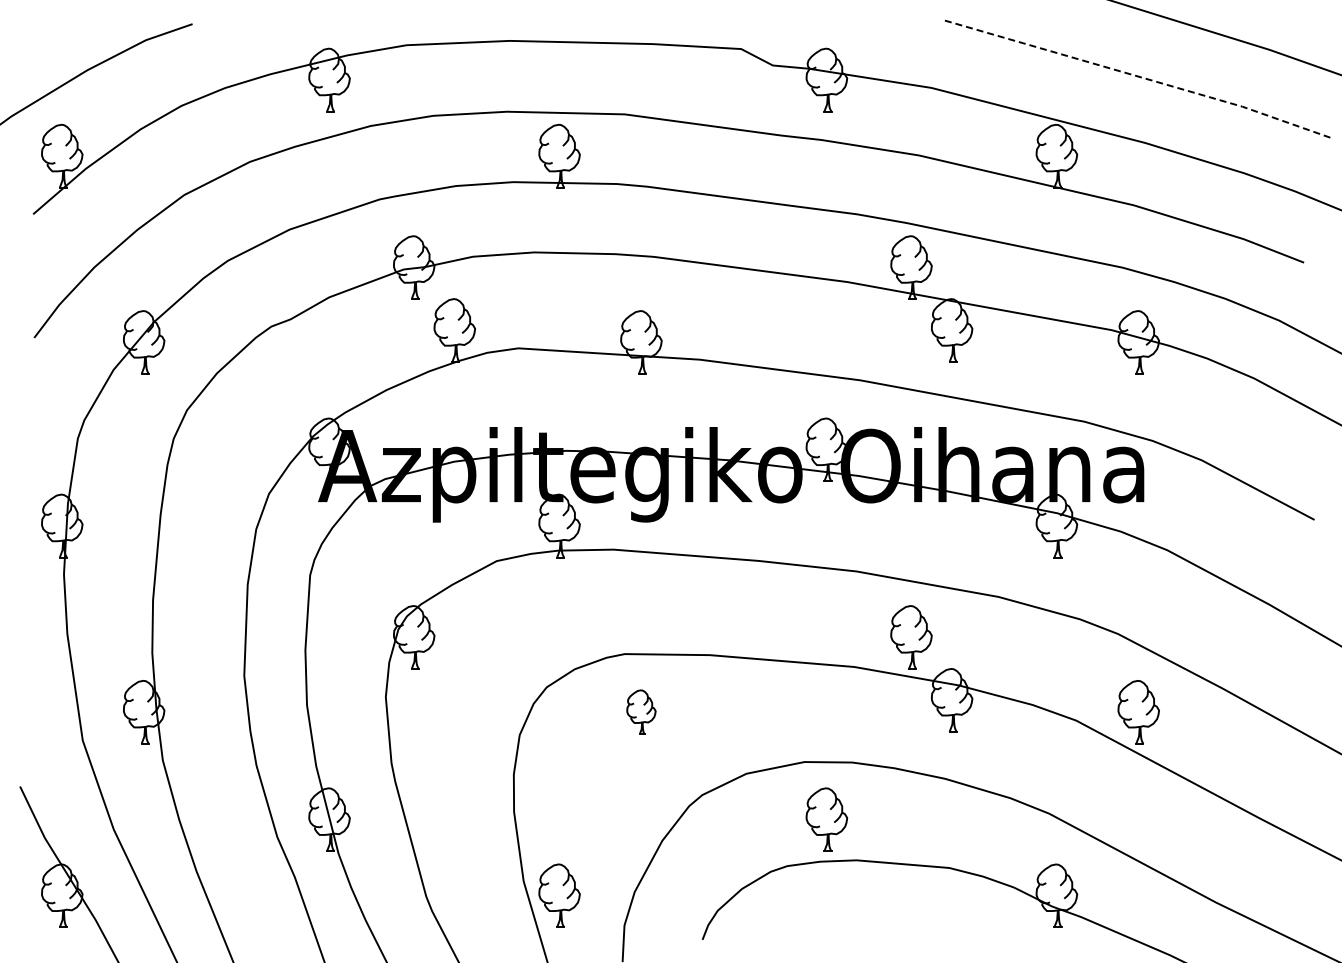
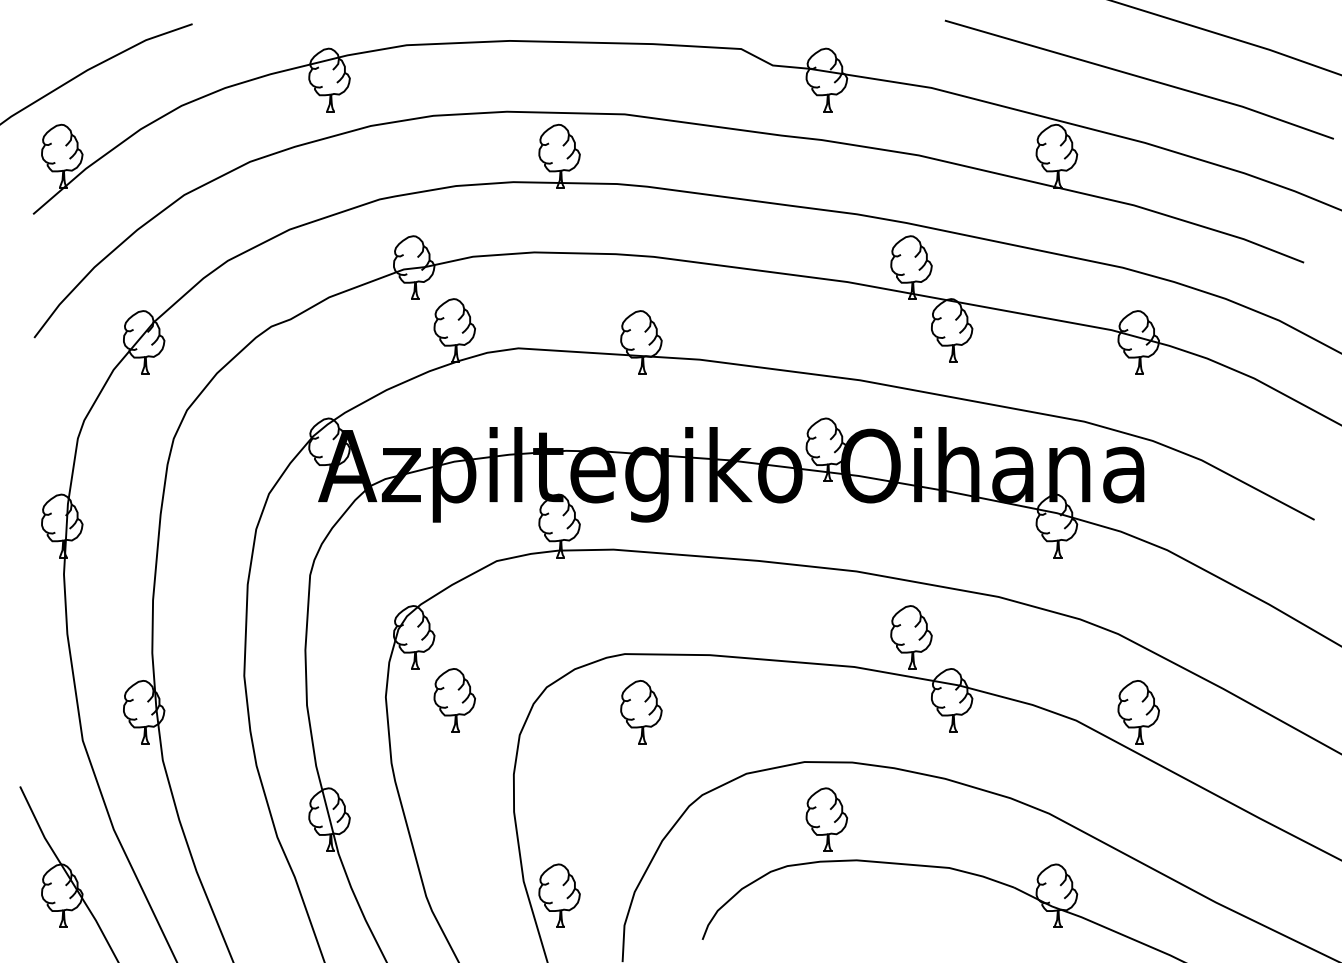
line: dashed -> solid (1140, 77)
part: none -> present (454, 700)
part size: 31x46 px -> 43x65 px (641, 712)
